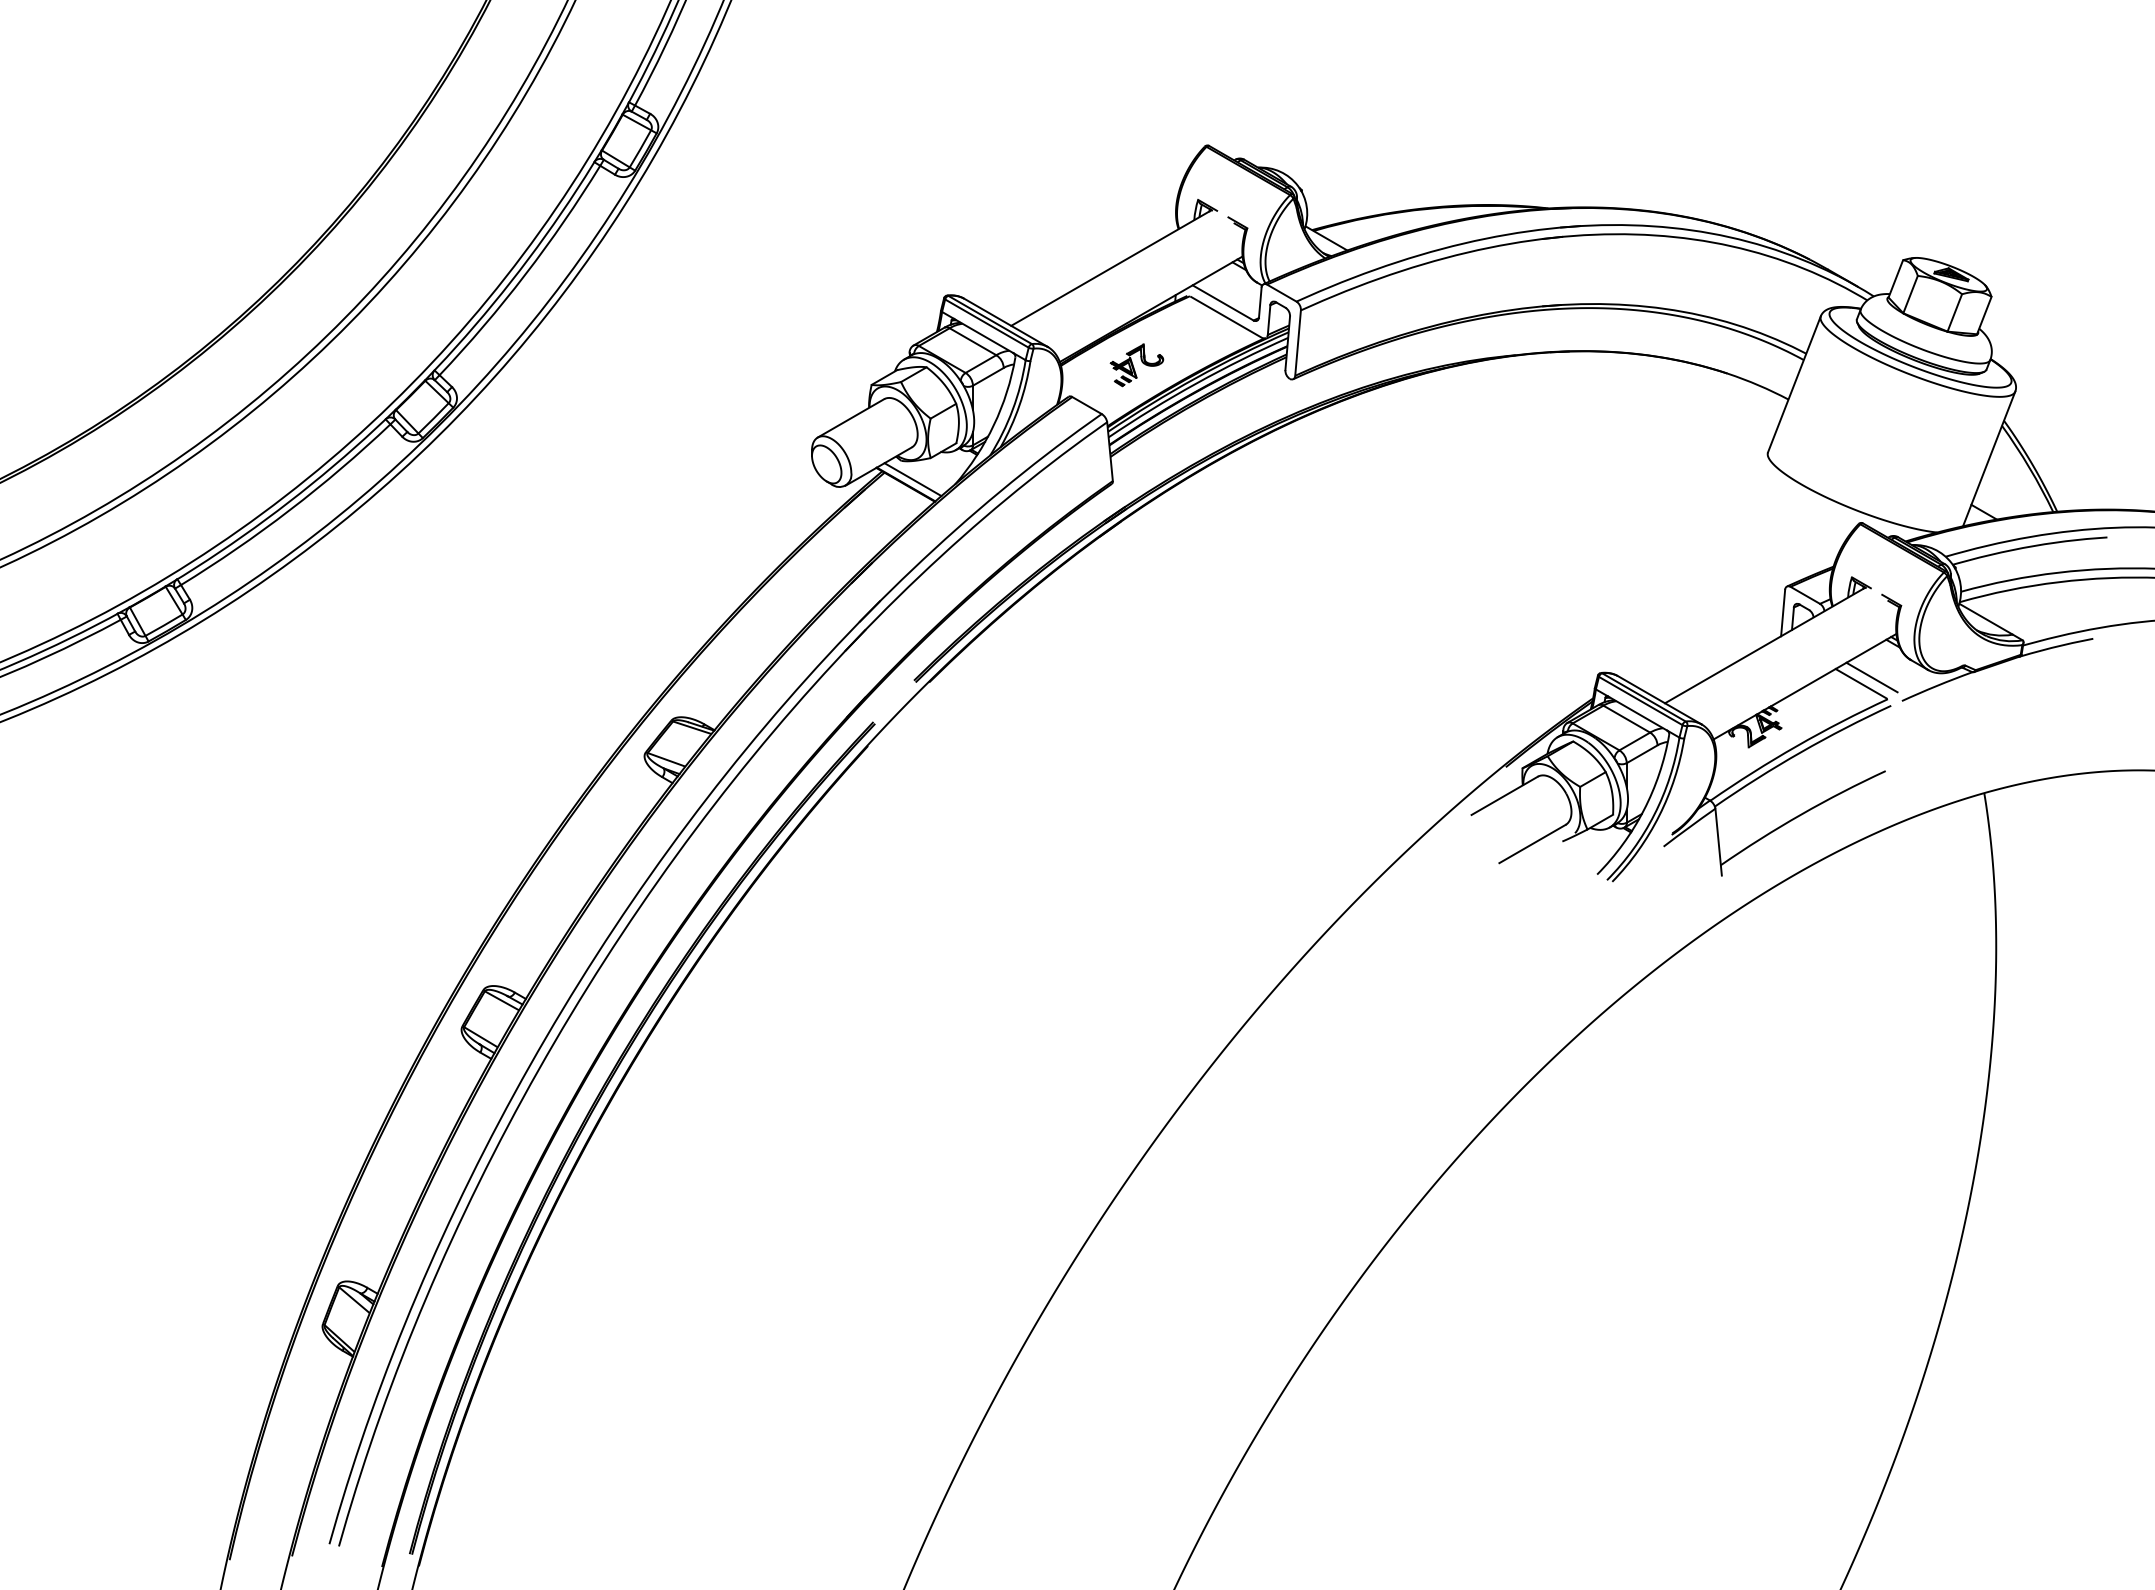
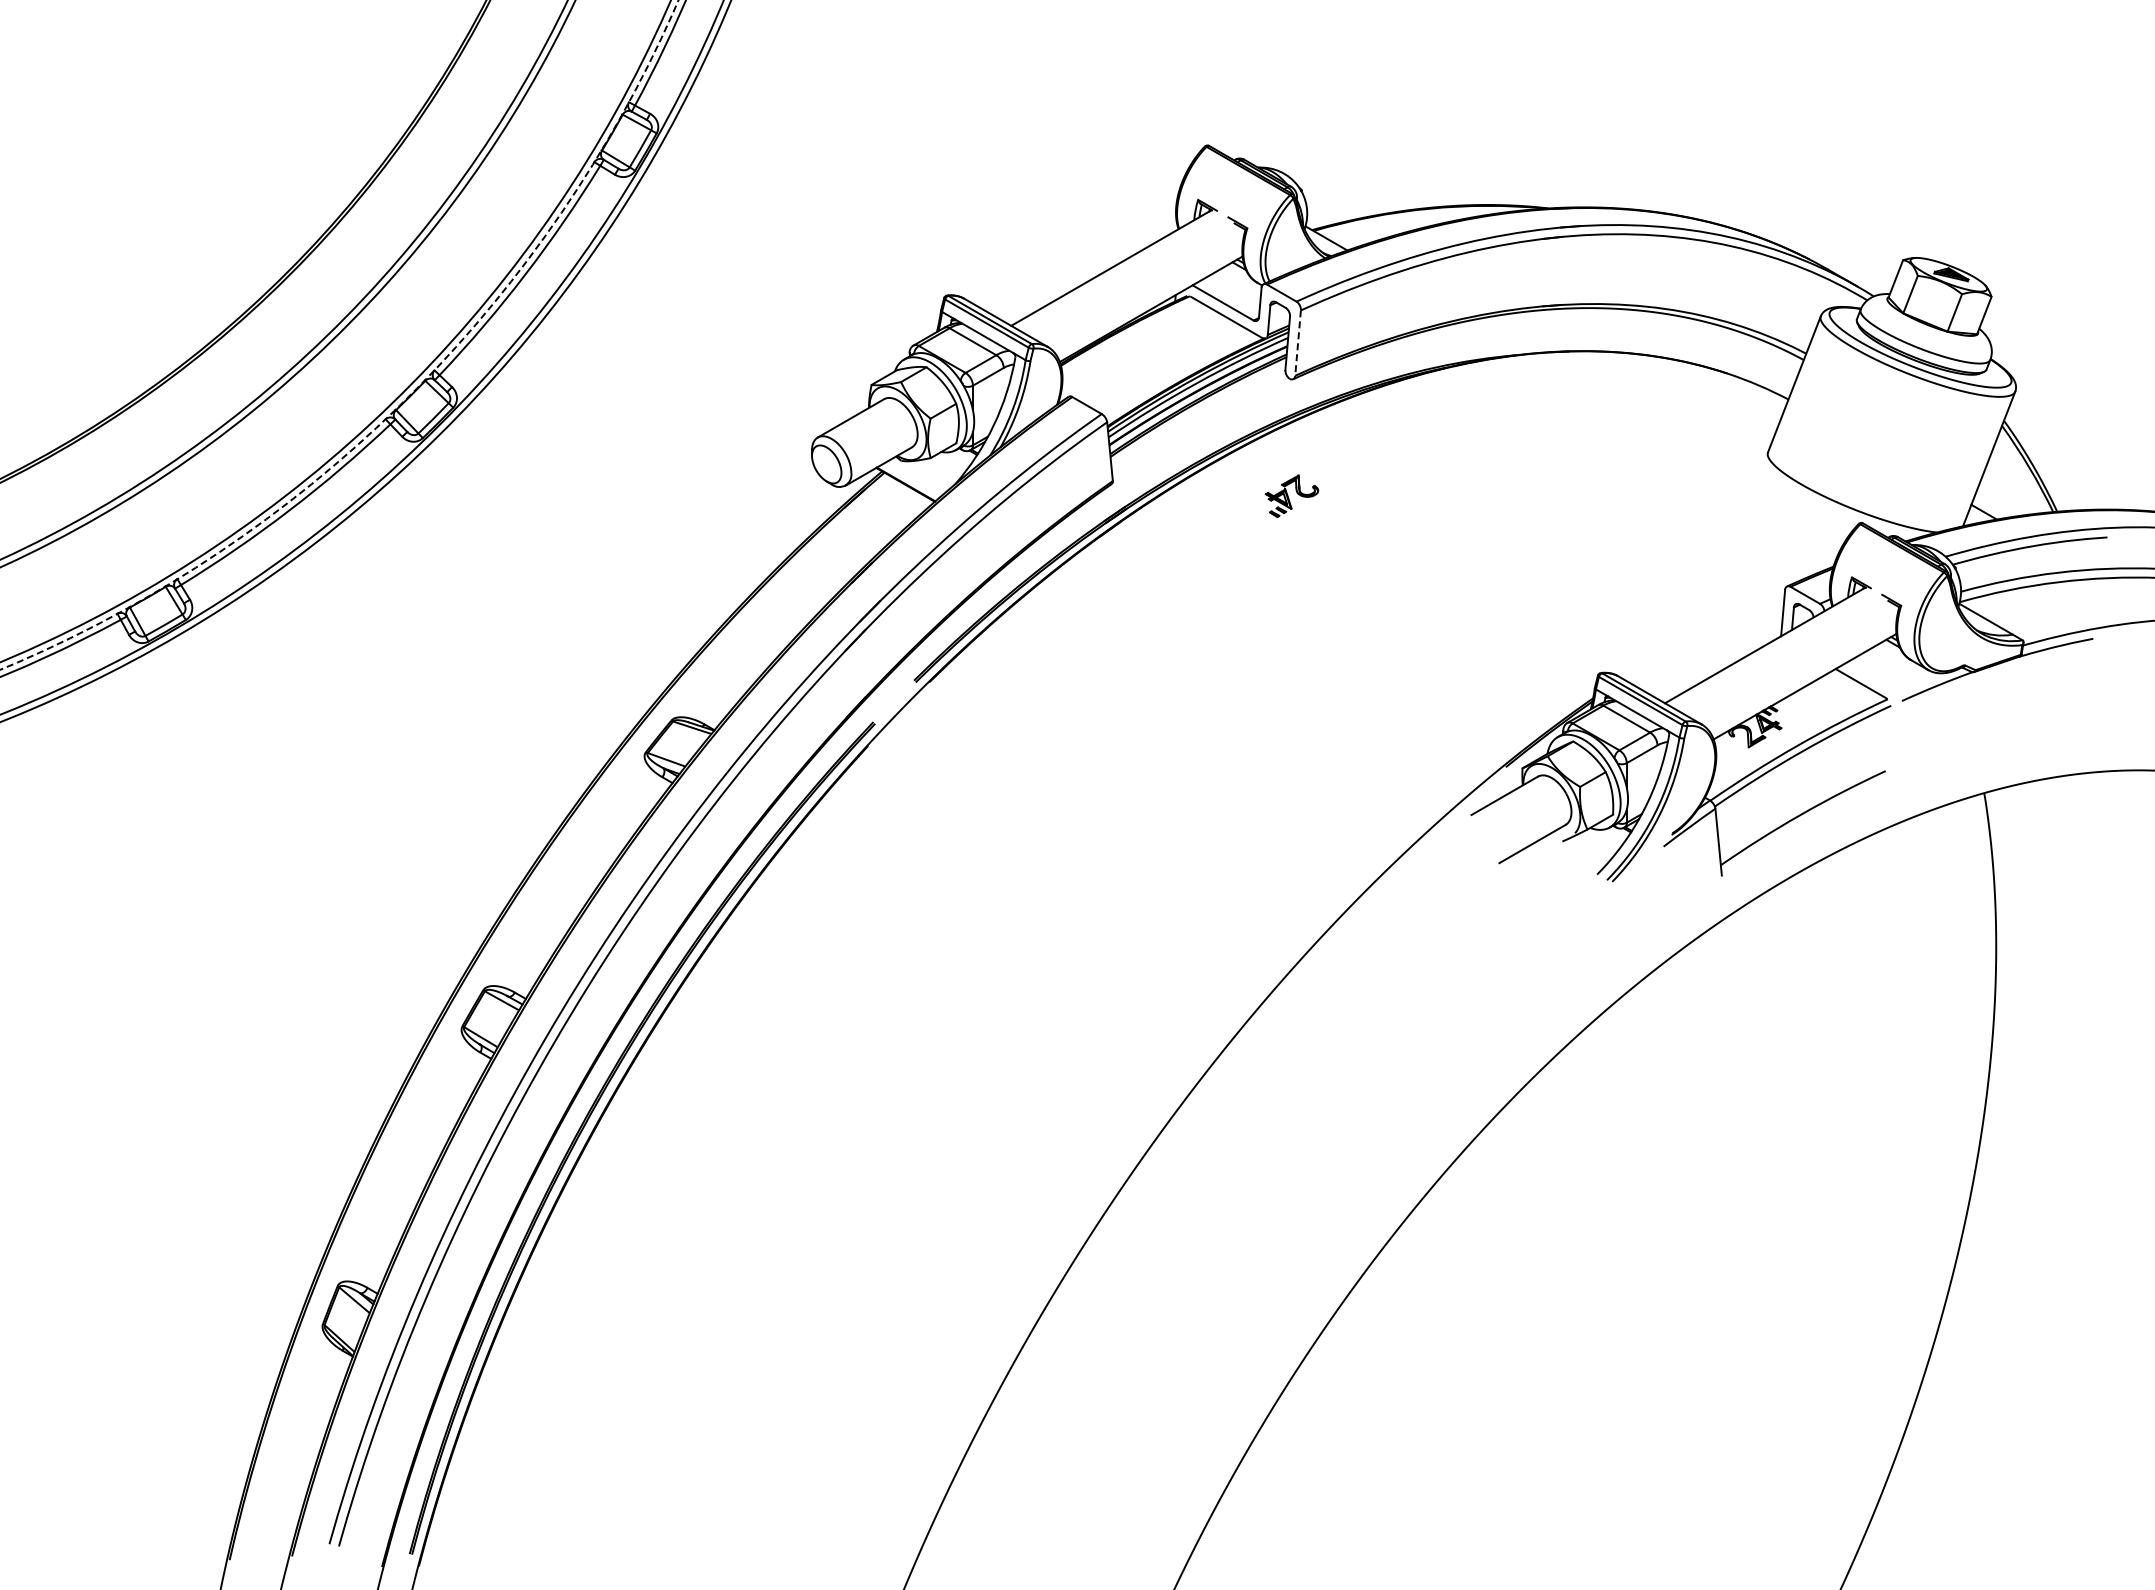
line: solid -> dashed (1298, 343)
part position: (1136, 365) -> (1291, 496) (1291, 496)
arc: solid -> dashed (405, 400)
line: present -> none (912, 479)
line: present -> none (1871, 677)
